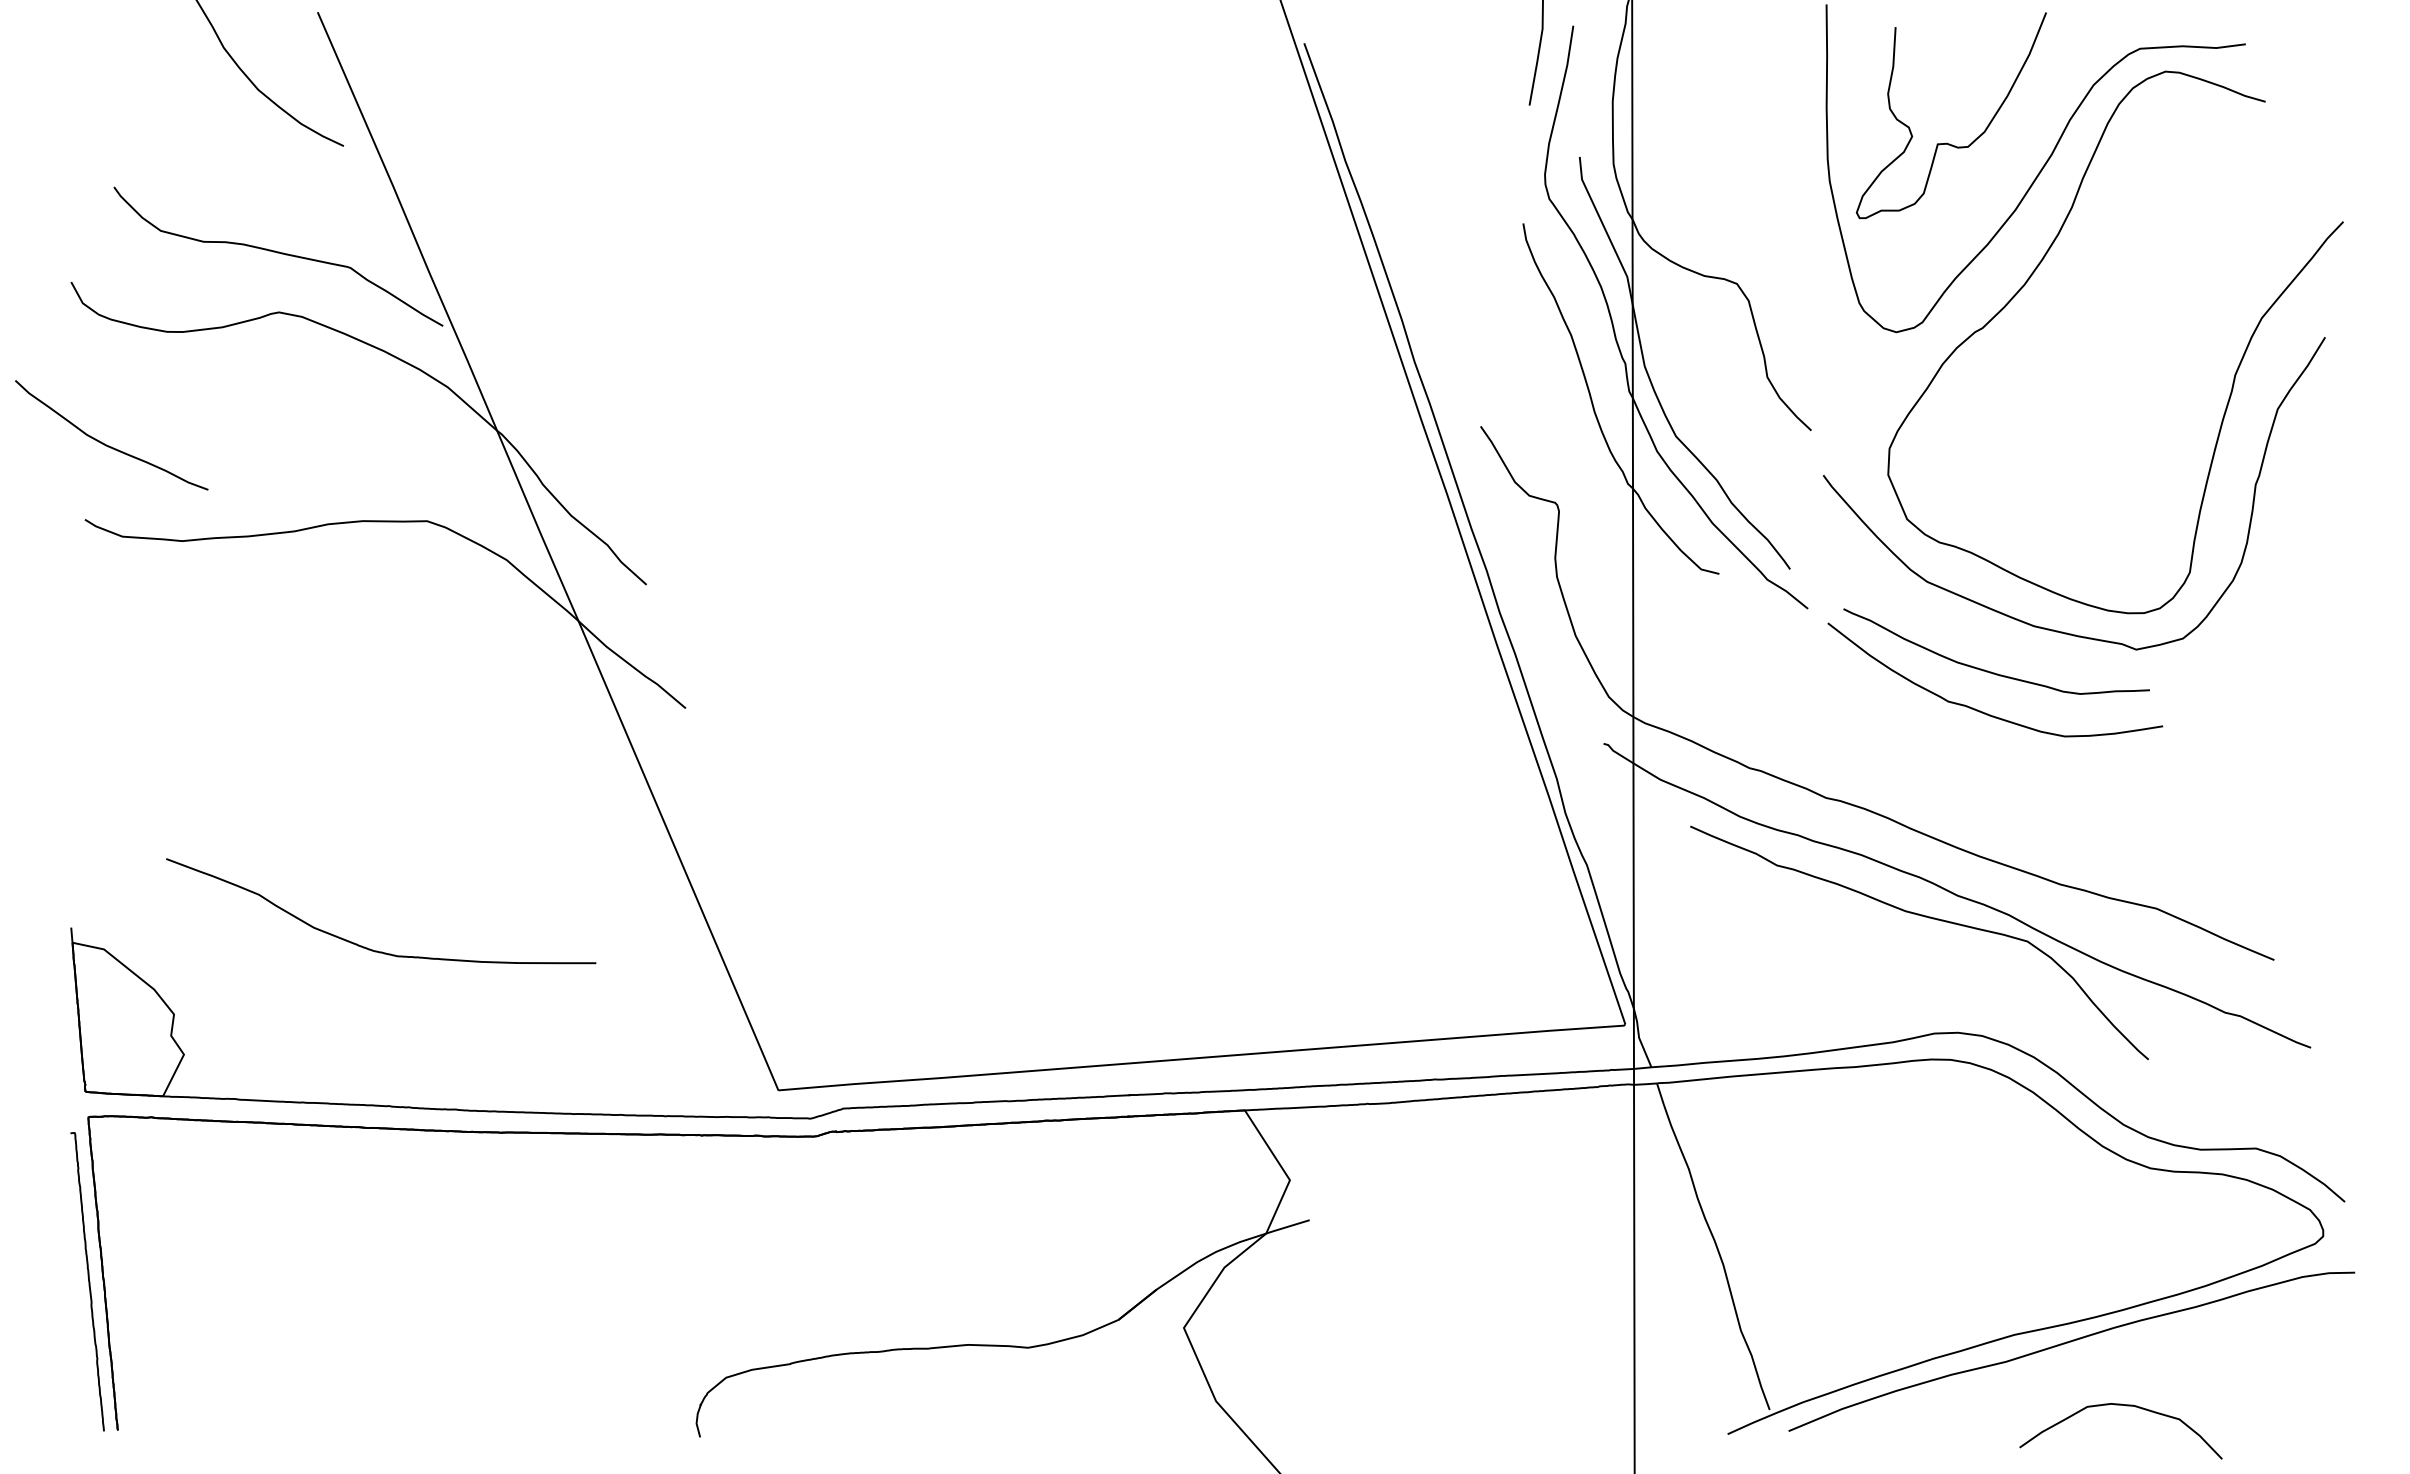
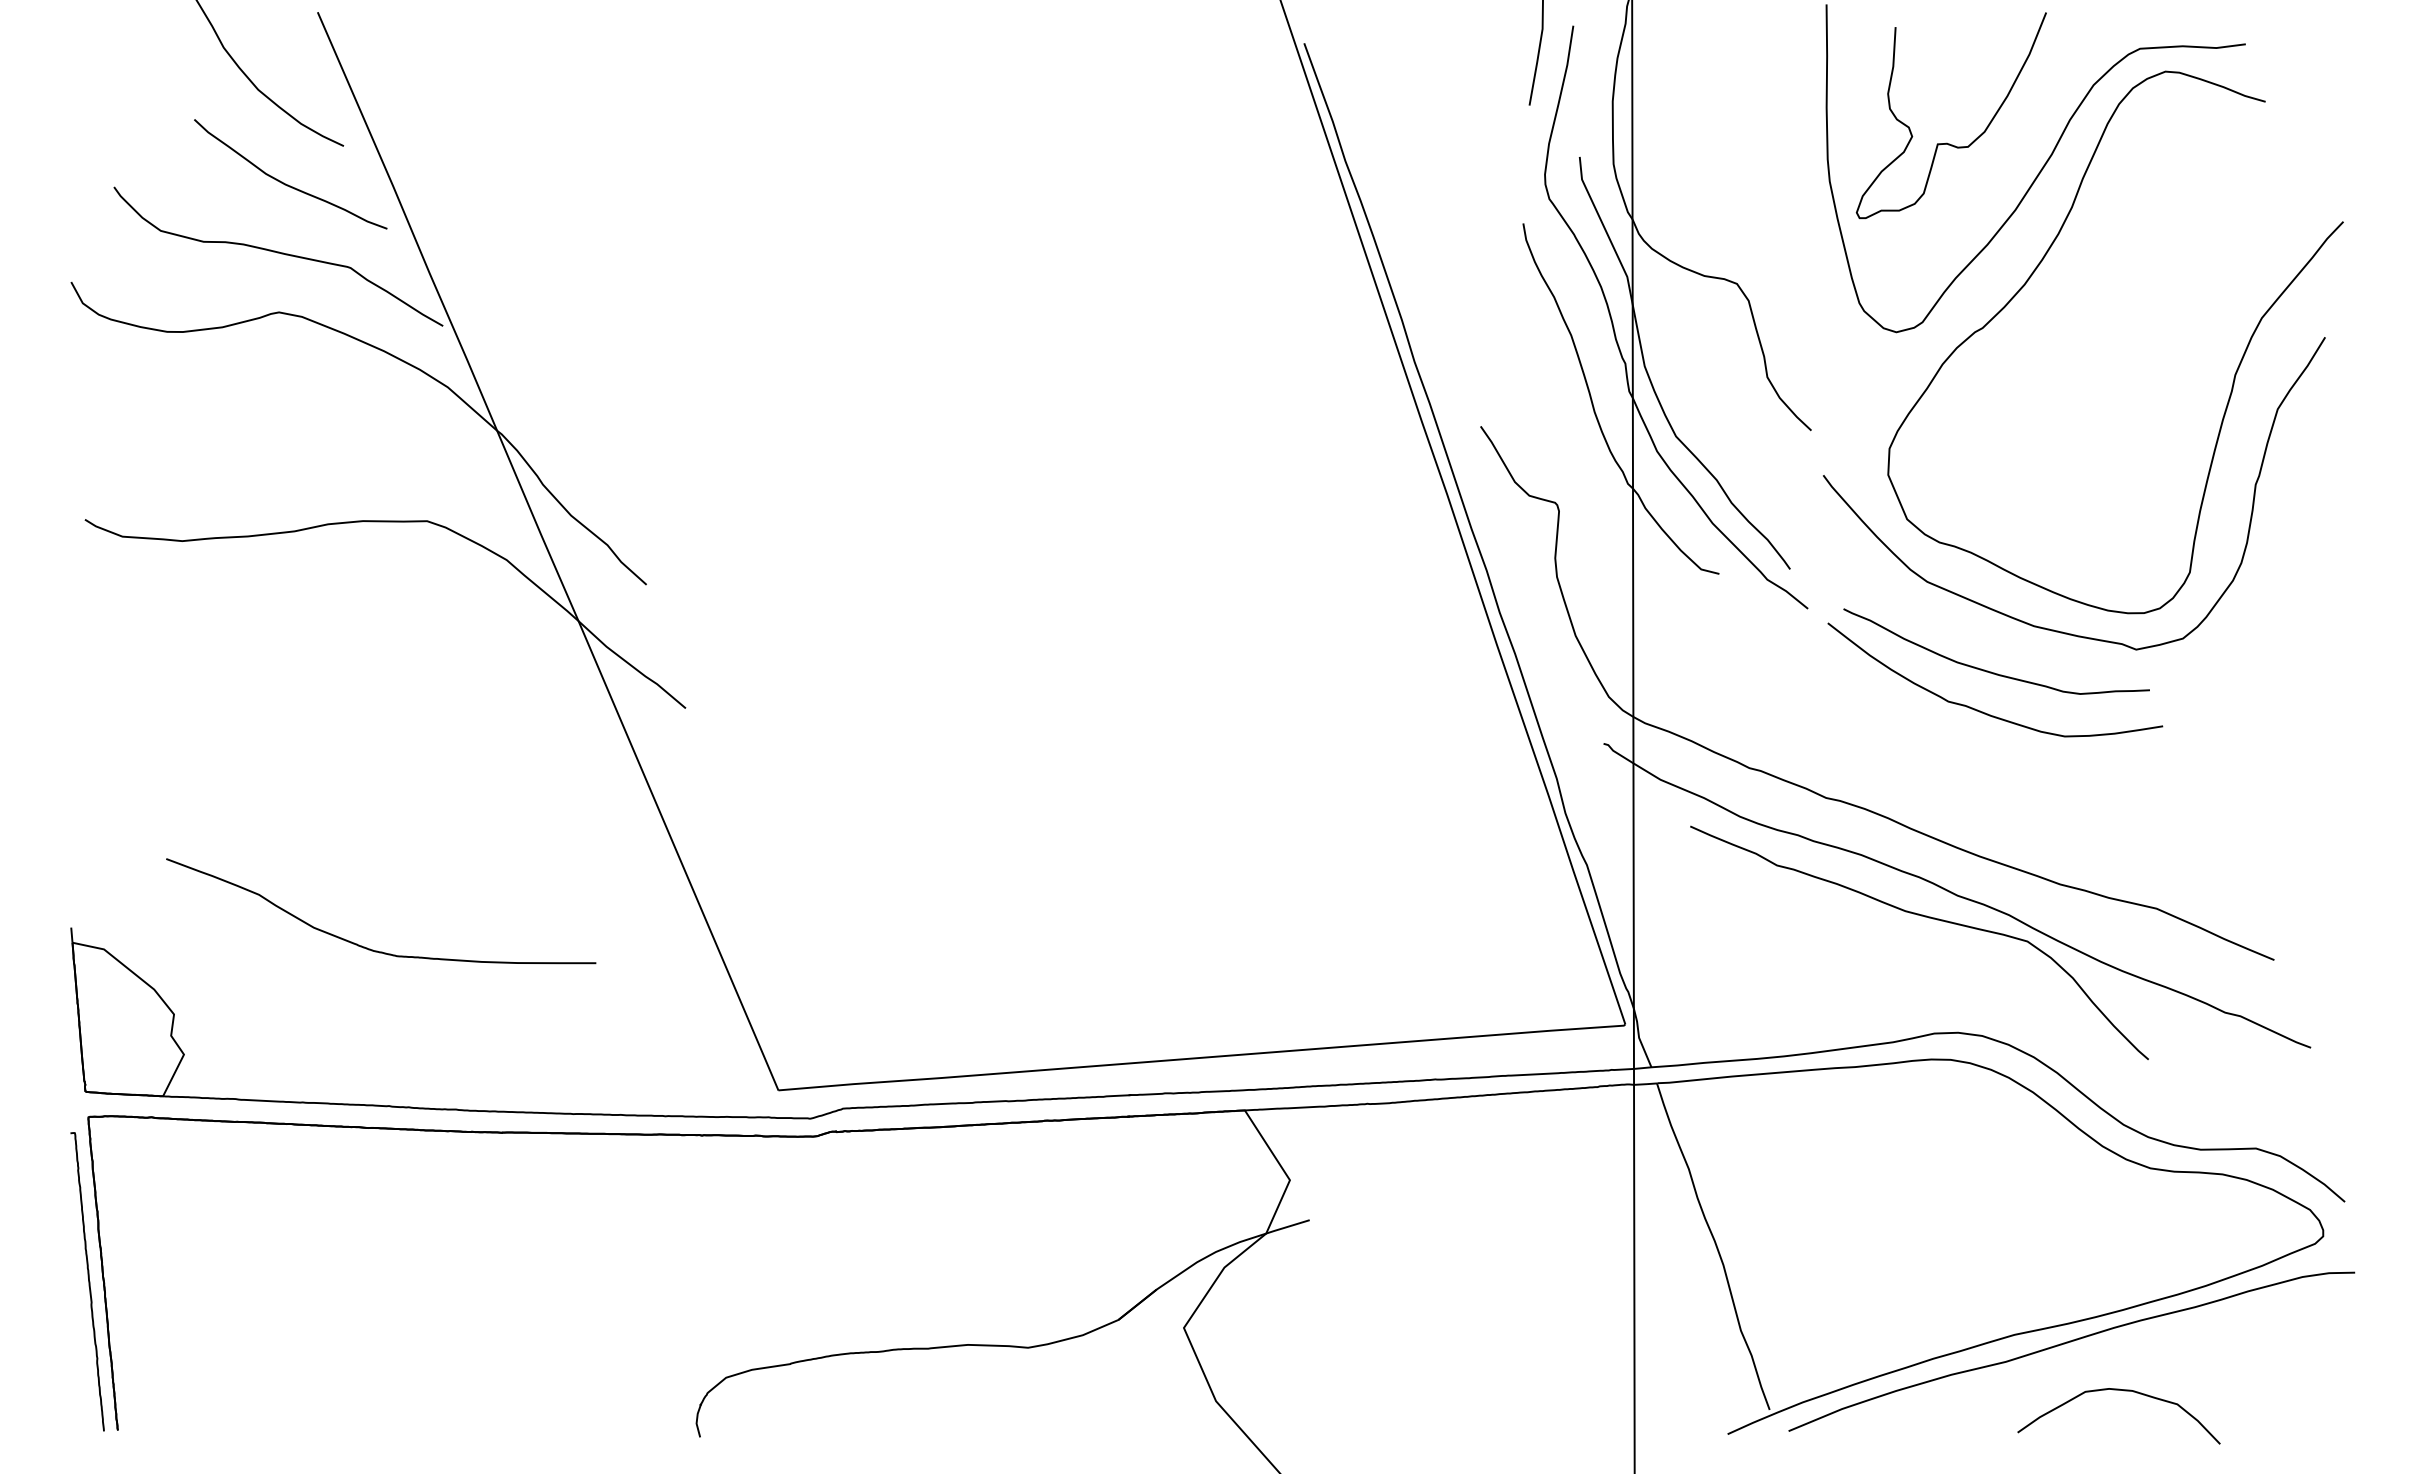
curve position: (109, 445) -> (288, 184) (288, 184)
curve position: (2126, 1406) -> (2124, 1391) (2124, 1391)
